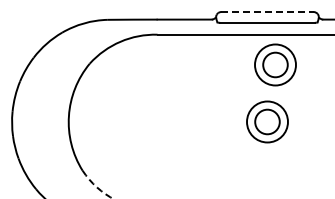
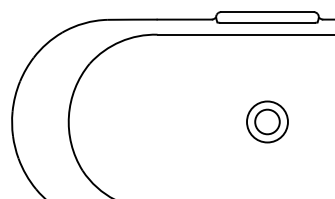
line: dashed -> solid (267, 12)
part: present -> none (275, 64)
arc: dashed -> solid (97, 187)
